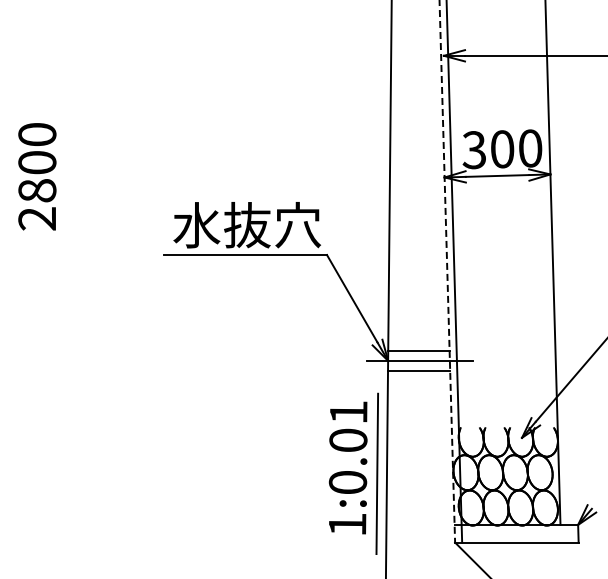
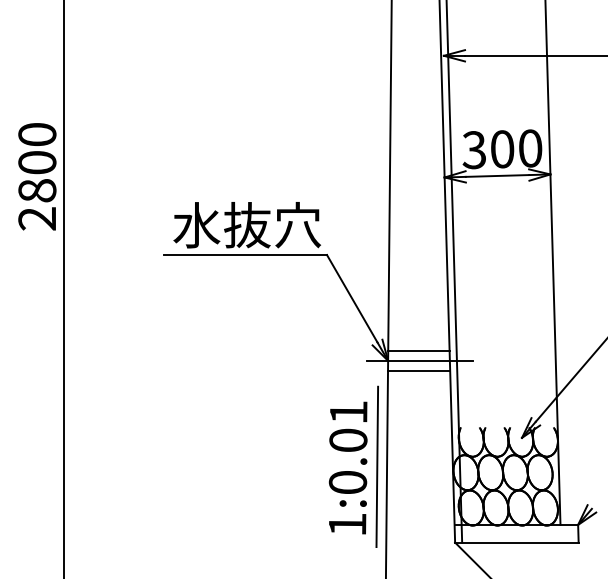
line: dashed -> solid (447, 271)
line: none -> present (63, 288)
line position: (376, 473) -> (376, 466) (376, 466)
